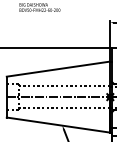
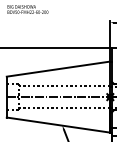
text position: (39, 7) -> (27, 9) (27, 9)
